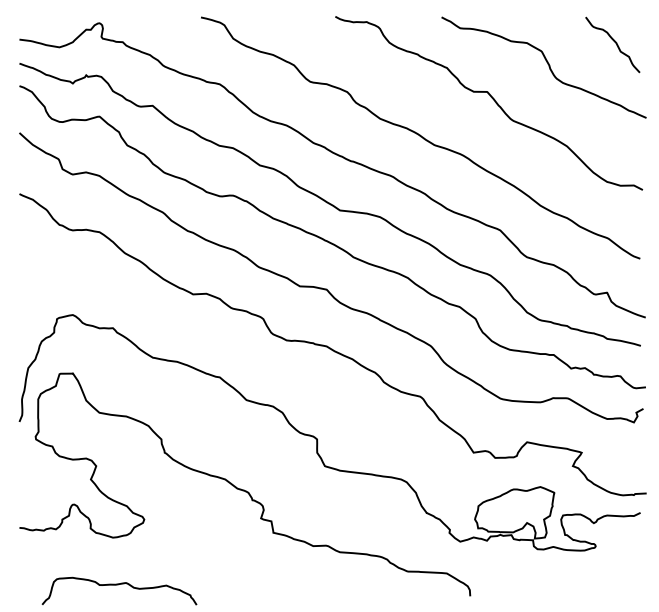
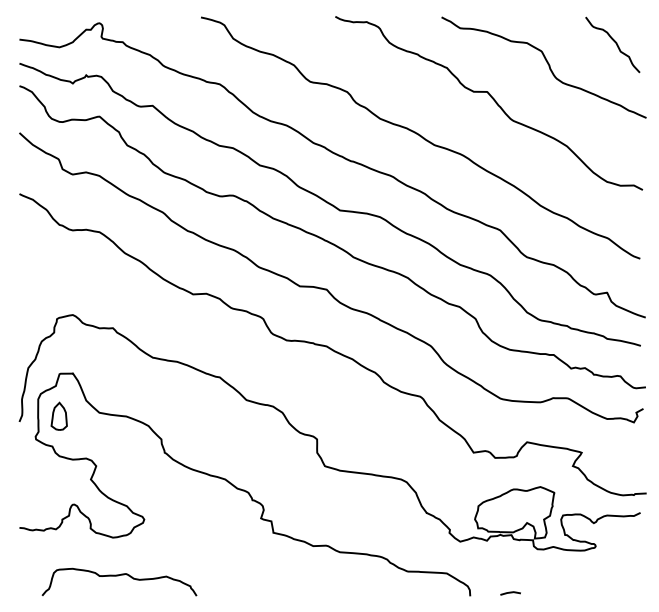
part: none -> present (58, 415)
curve position: (118, 585) -> (118, 576) (118, 576)
curve: none -> present (510, 593)
